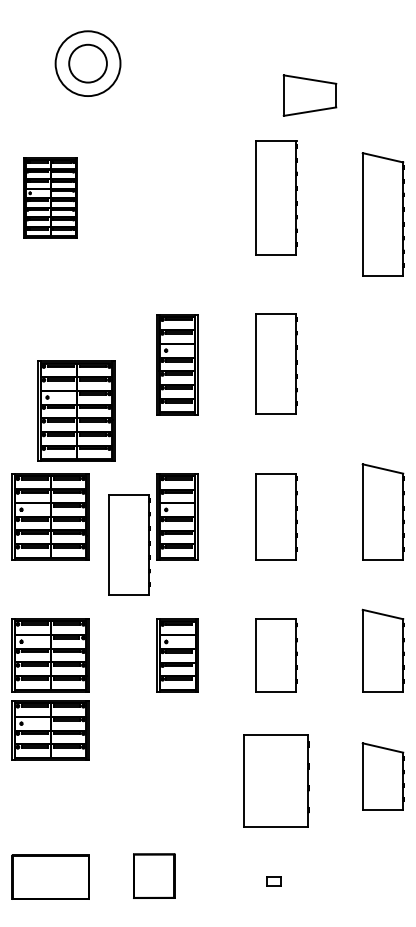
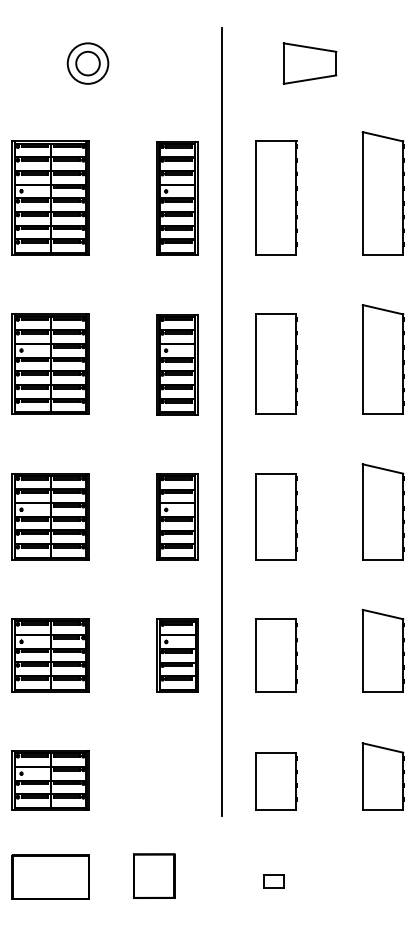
part size: 68x67 px -> 44x43 px (87, 63)
part position: (309, 95) -> (309, 63) (309, 63)
part size: 55x82 px -> 79x116 px (50, 197)
part: none -> present (177, 198)
part position: (382, 214) -> (382, 193) (382, 193)
part: none -> present (382, 359)
part position: (76, 410) -> (50, 363) (50, 363)
line: none -> present (222, 421)
part: present -> none (129, 544)
part position: (50, 730) -> (50, 780) (50, 780)
part size: 67x94 px -> 43x59 px (276, 781)
part size: 16x11 px -> 22x15 px (273, 881)
